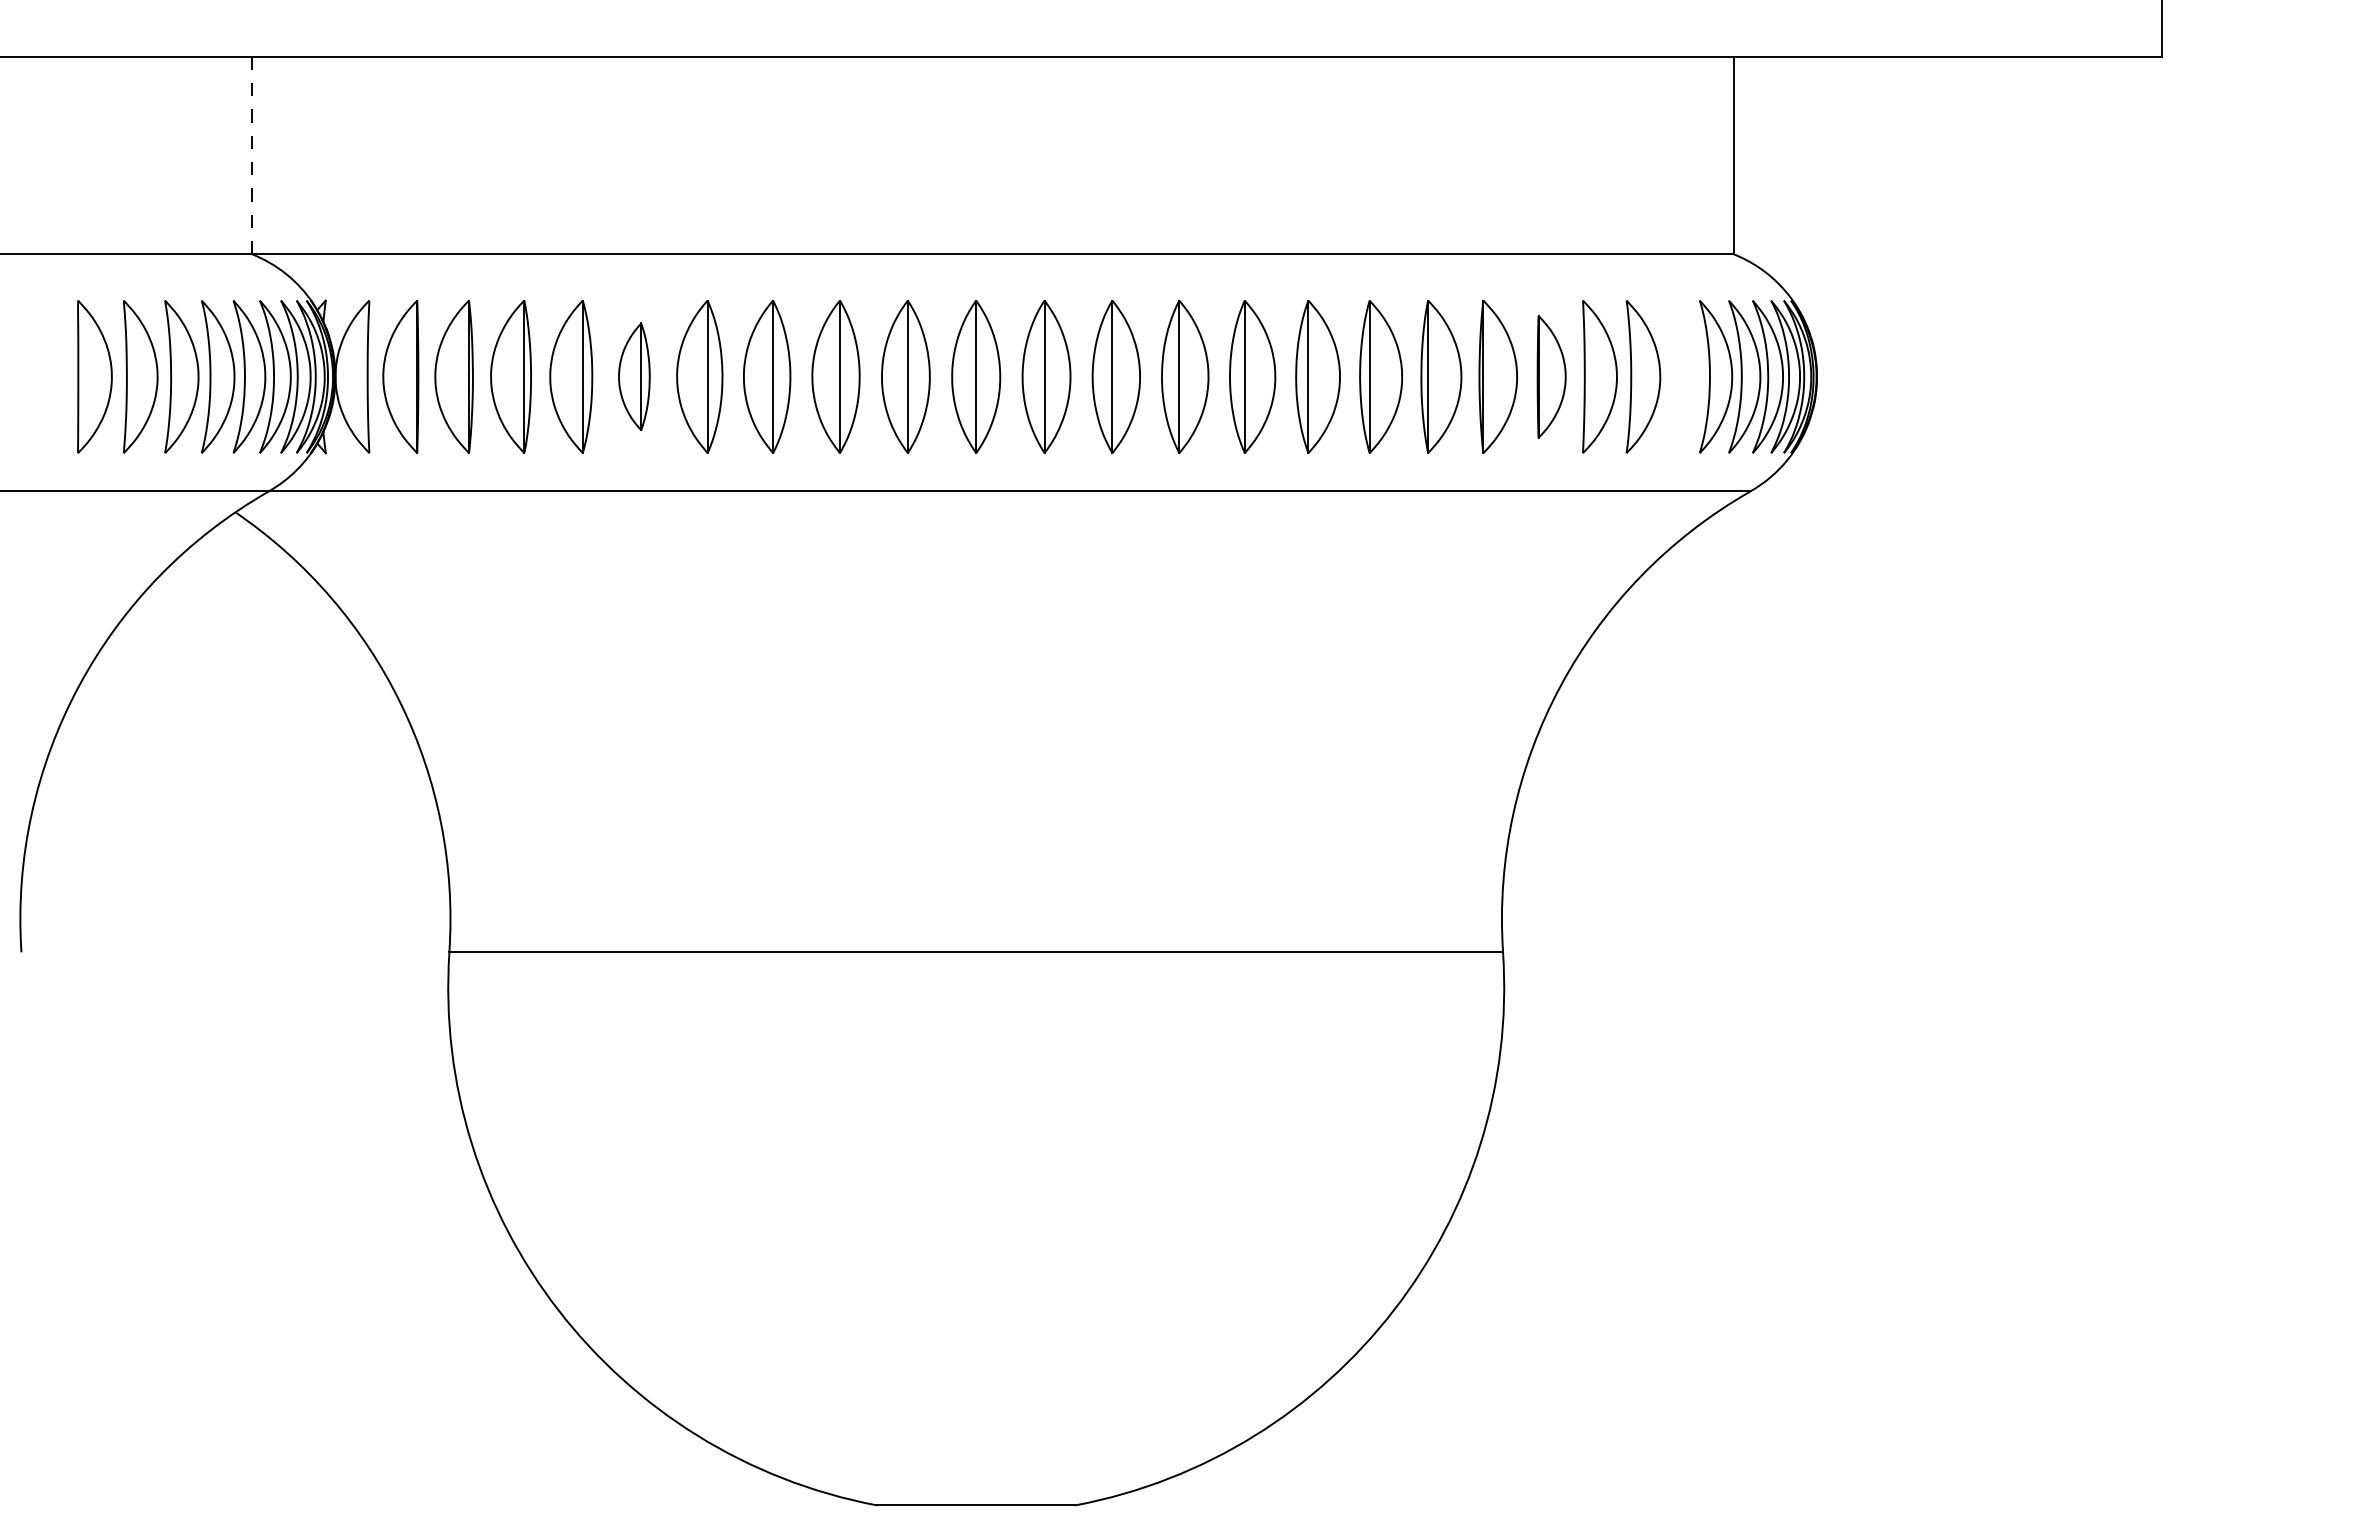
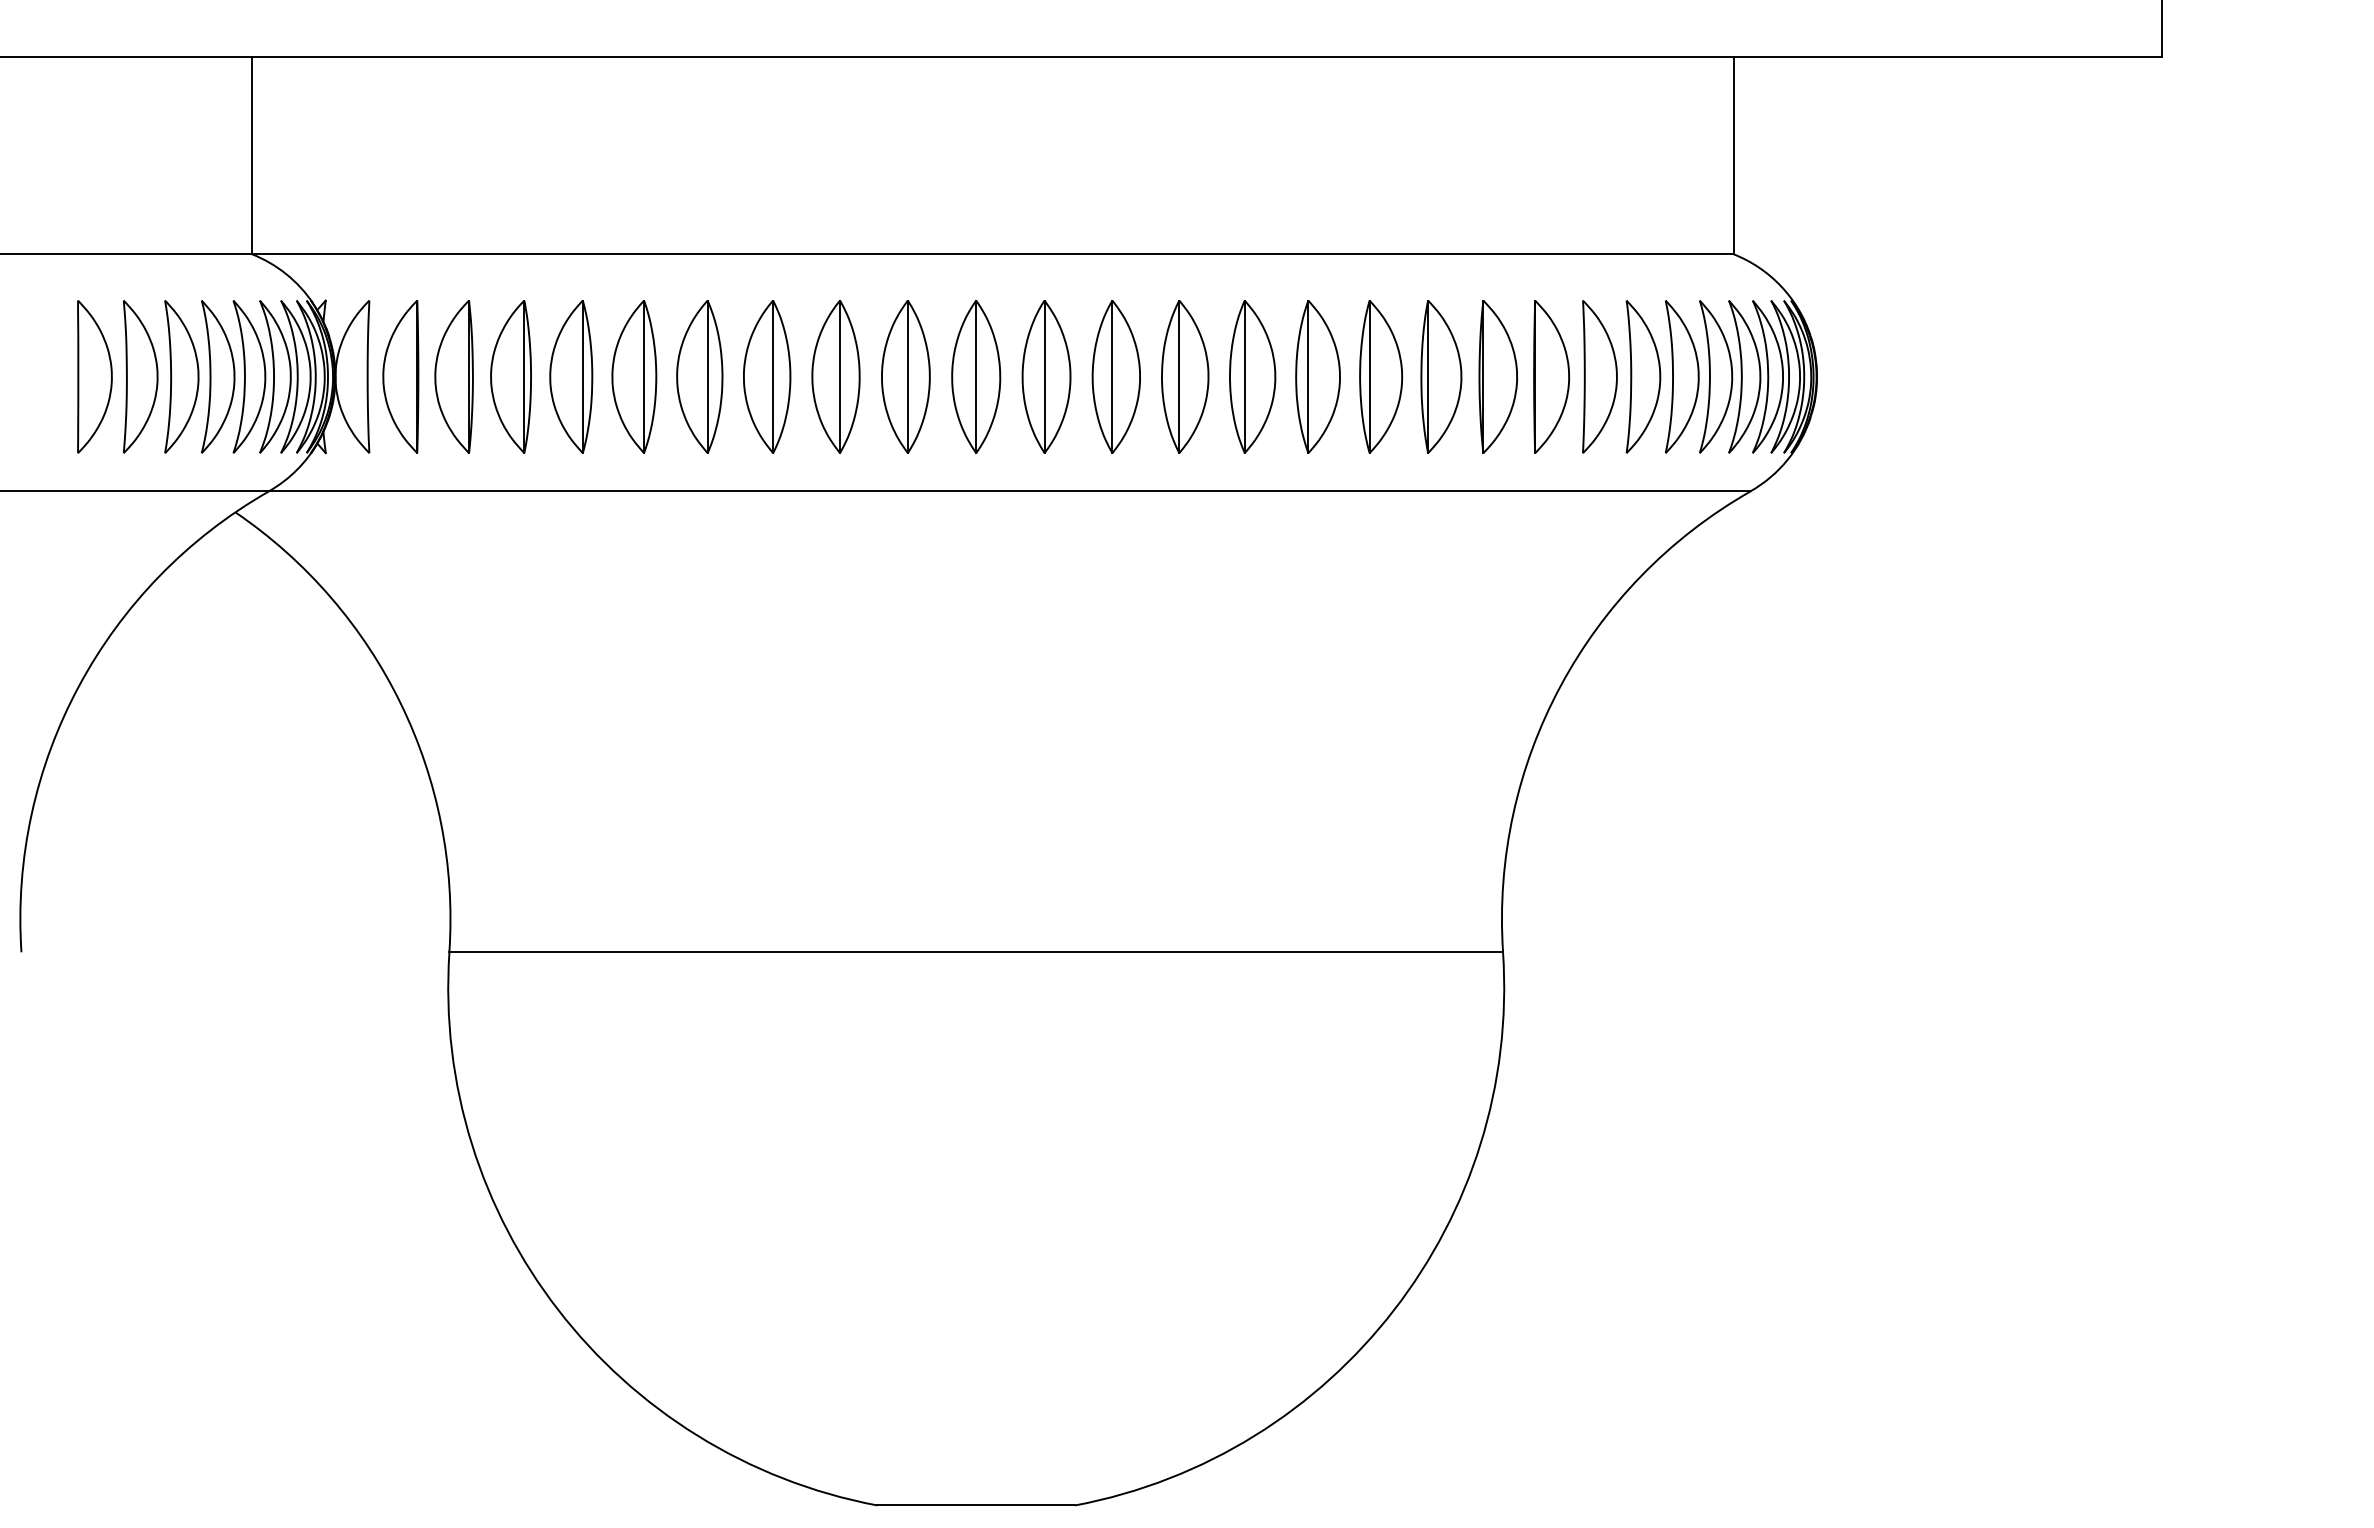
line: dashed -> solid (251, 155)
part size: 33x109 px -> 47x154 px (634, 376)
part size: 31x124 px -> 38x154 px (1551, 376)
part: none -> present (1681, 376)
